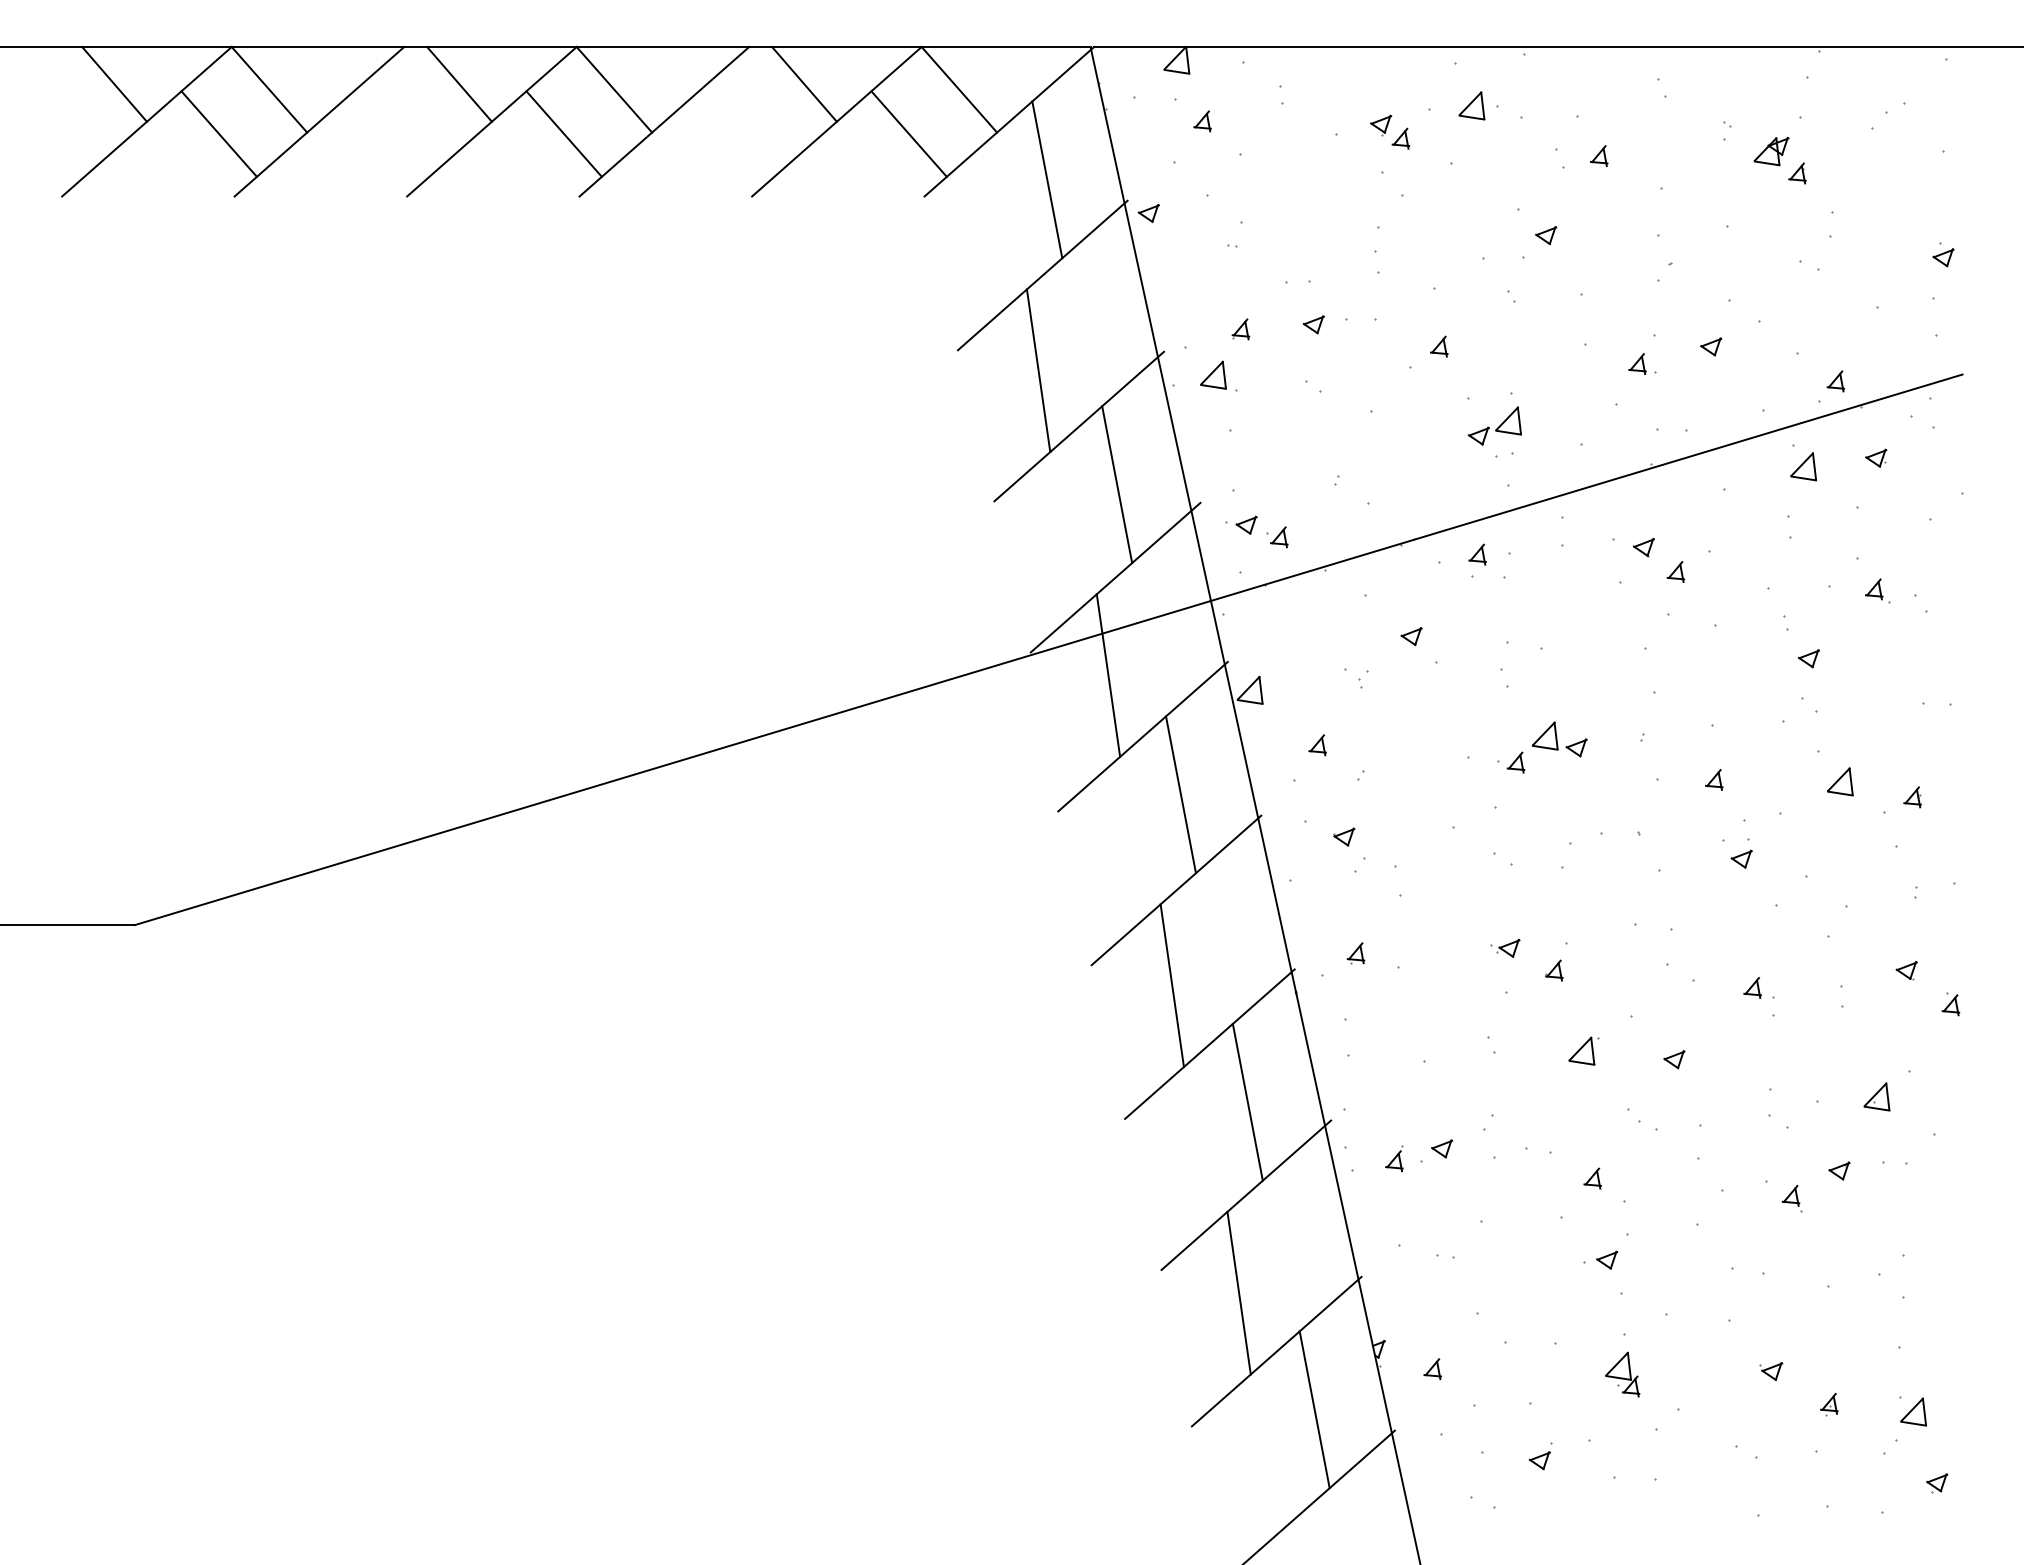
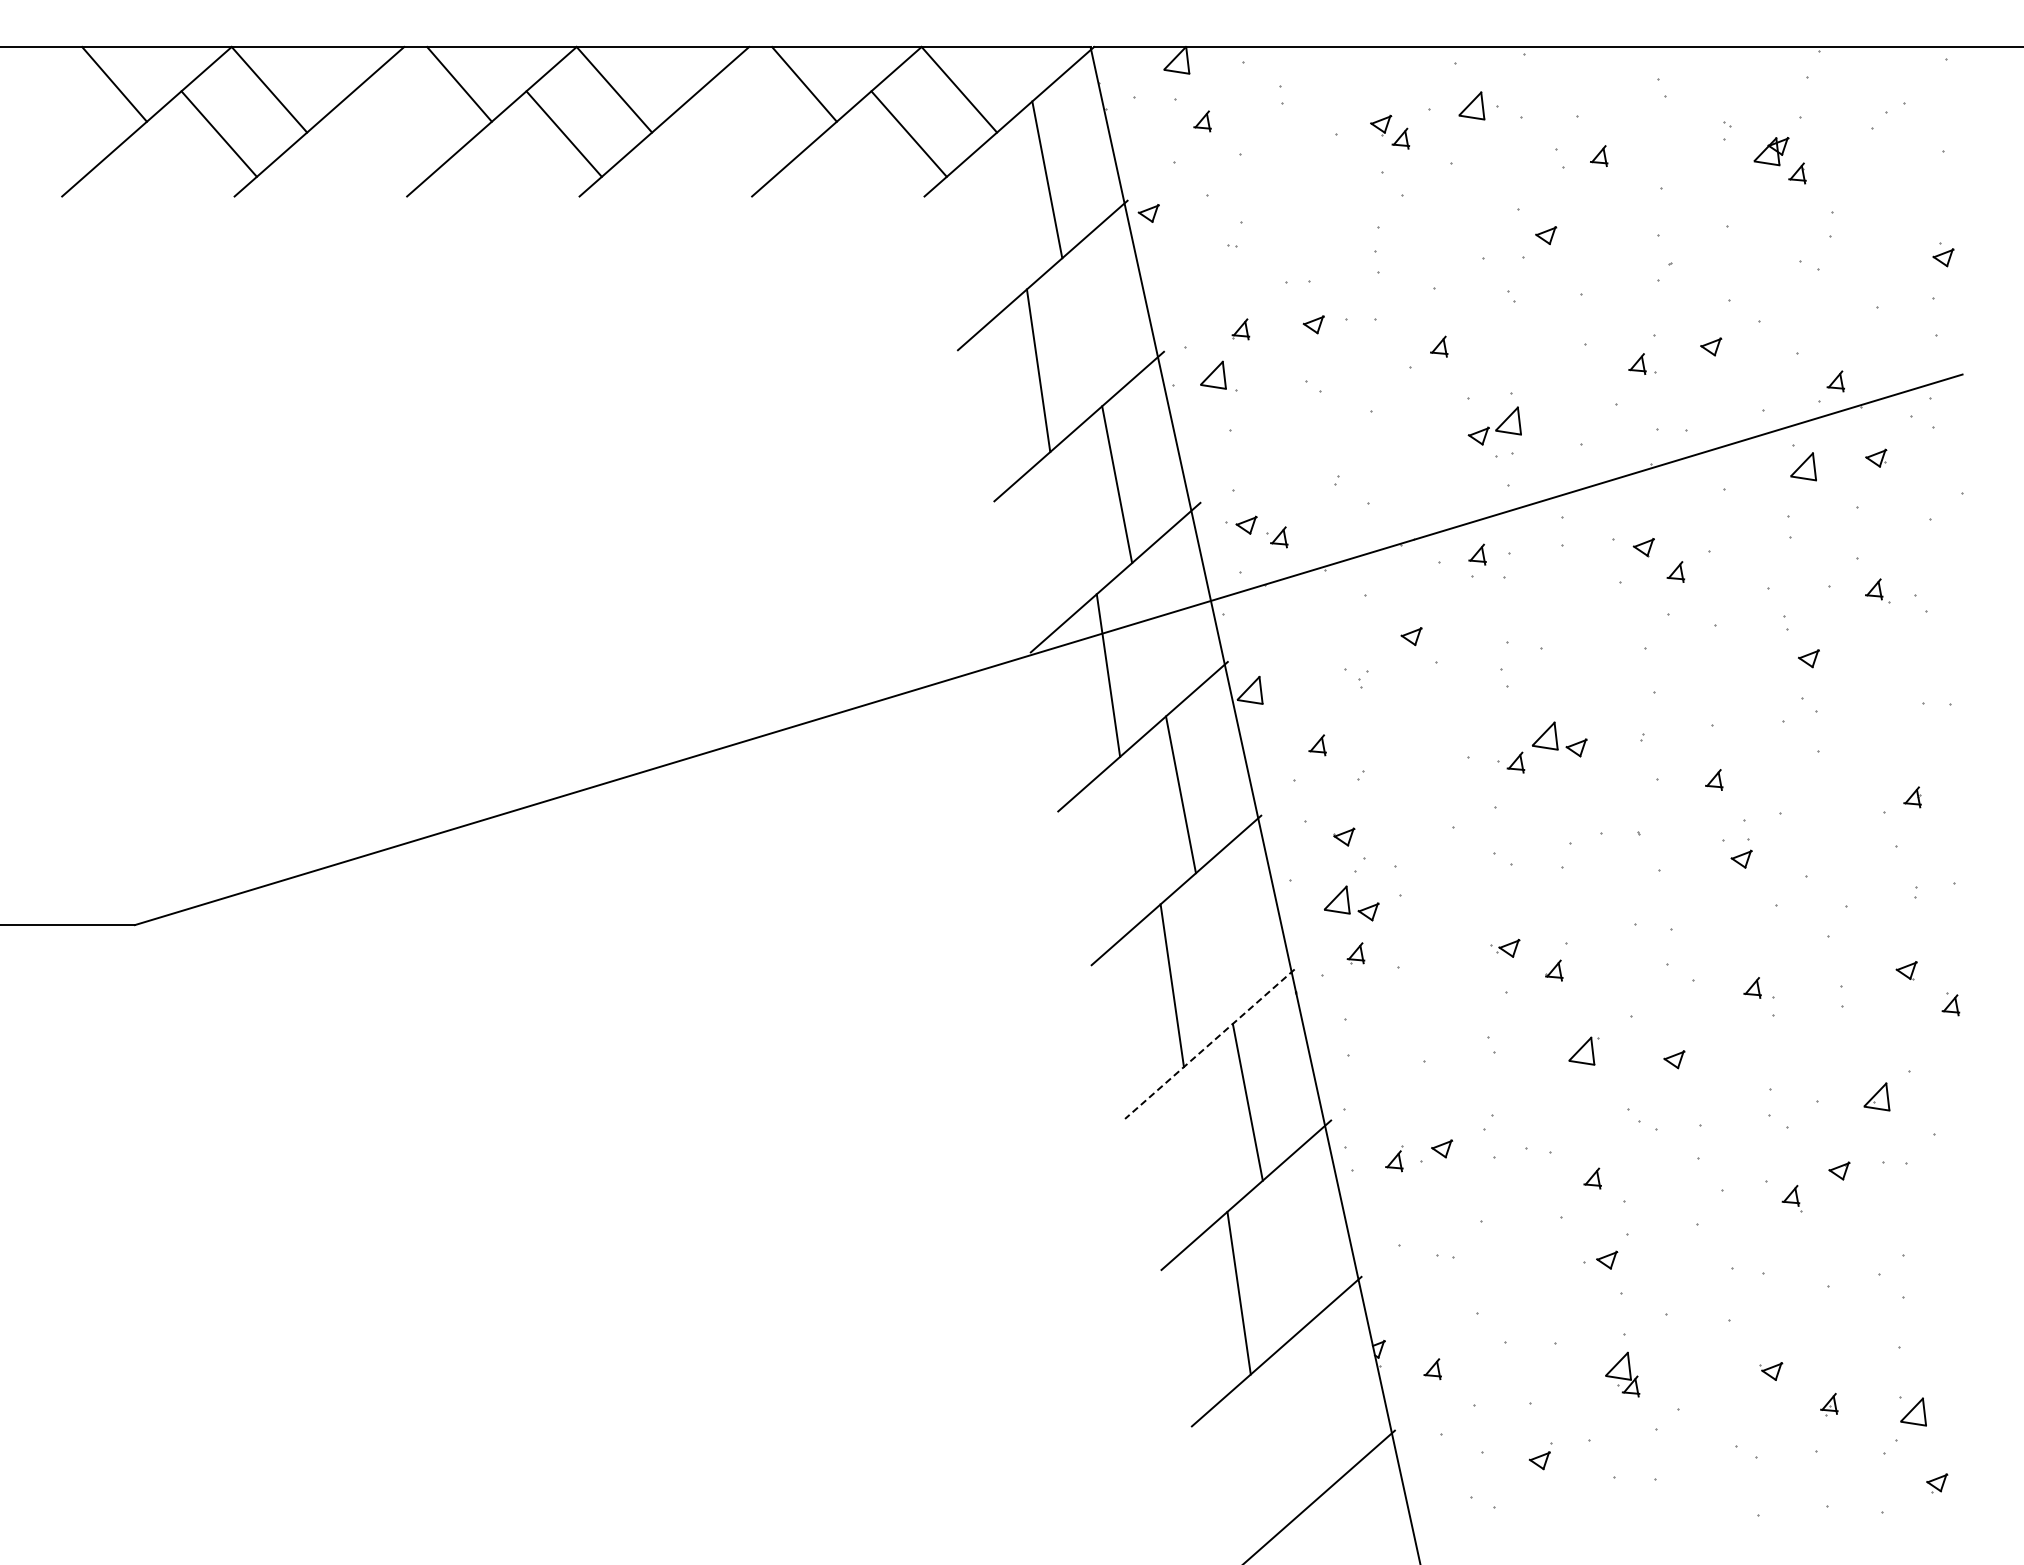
part: present -> none (1840, 781)
part: none -> present (1351, 903)
line: solid -> dashed (1209, 1044)
line: present -> none (1314, 1409)
